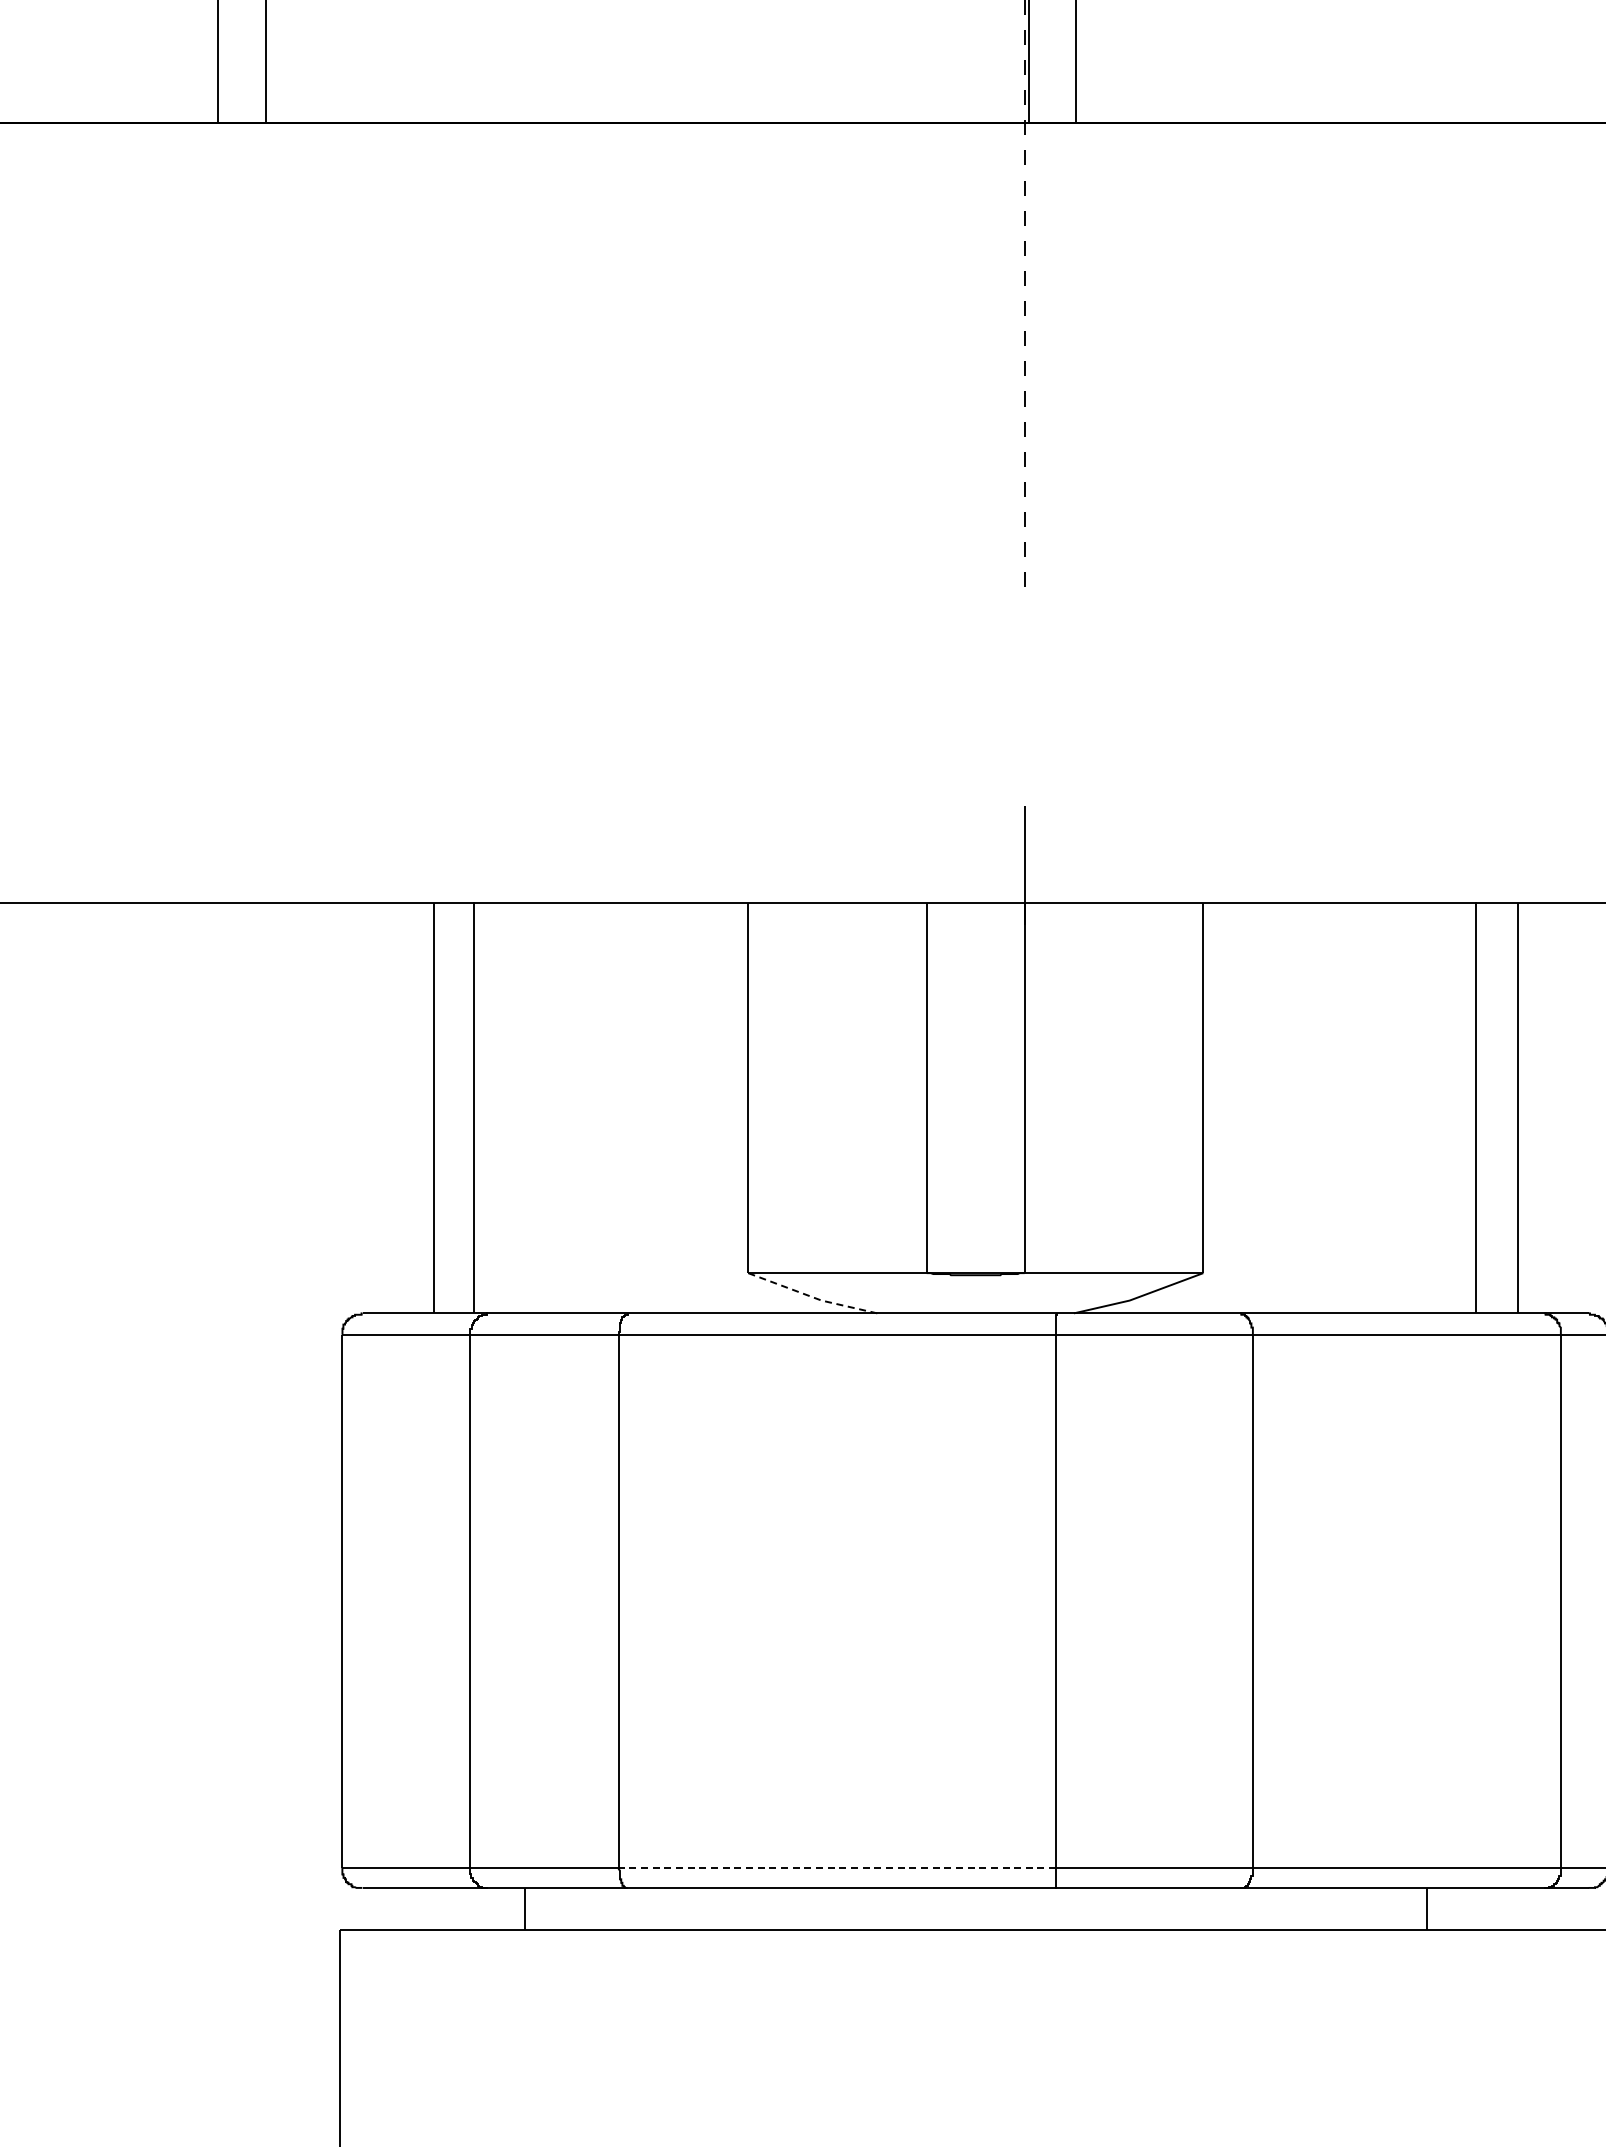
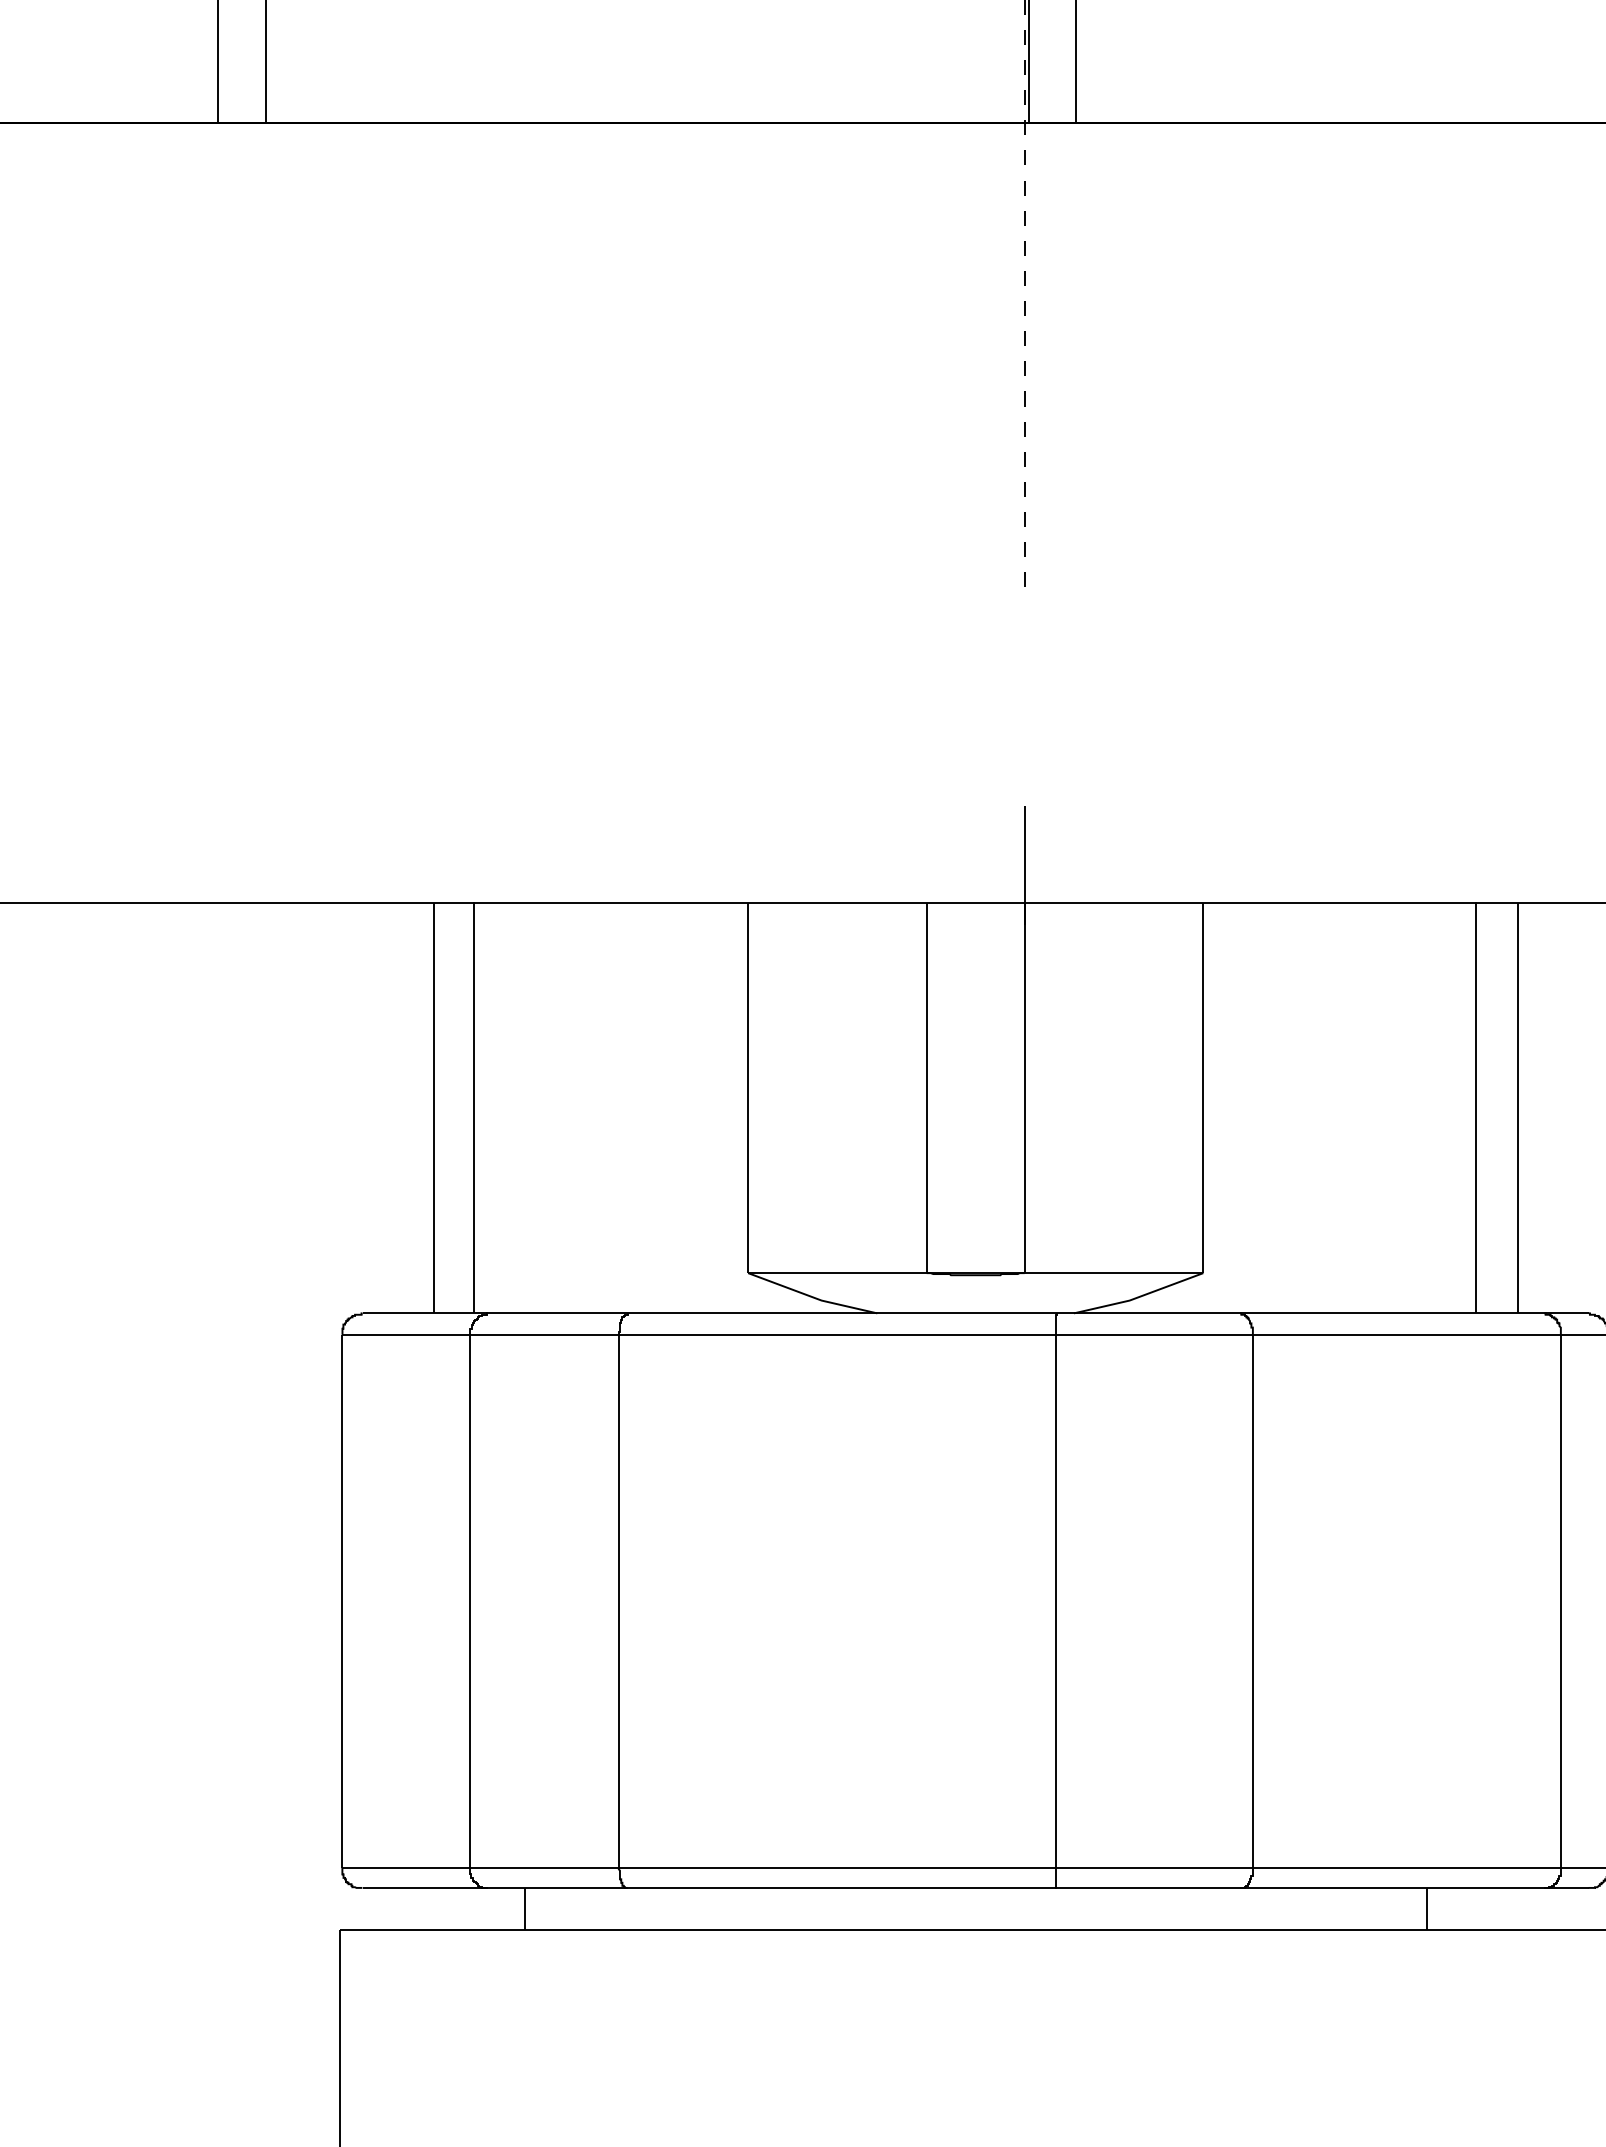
line: dashed -> solid (812, 1297)
line: dashed -> solid (837, 1867)
